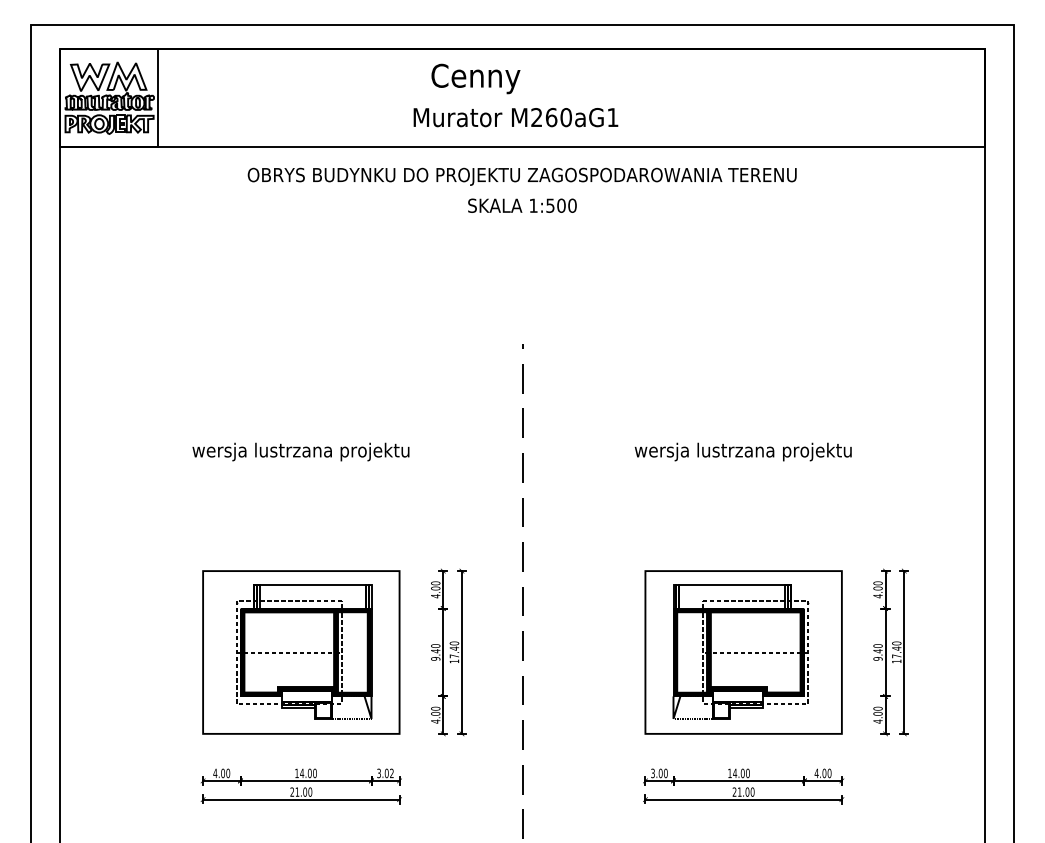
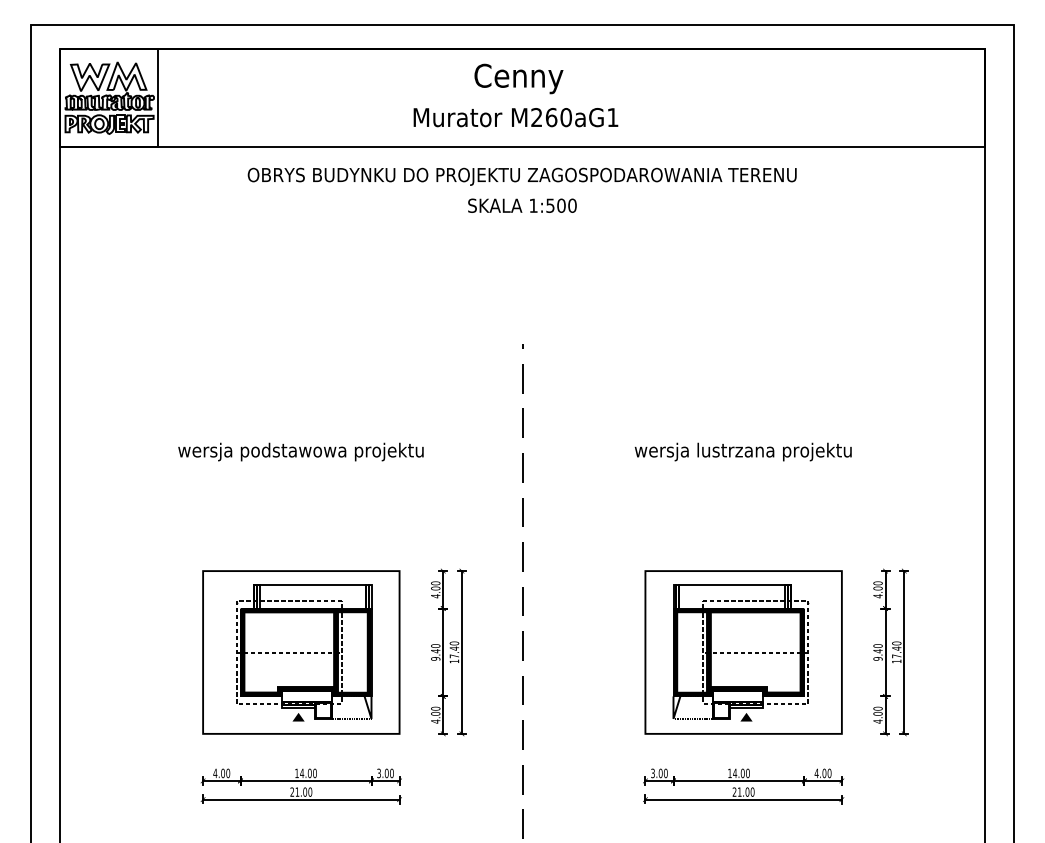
text position: (475, 78) -> (518, 78) (518, 78)
text: wersja lustrzana projektu -> wersja podstawowa projektu (300, 451)
fill: none -> present (298, 716)
fill: none -> present (746, 716)
text: 3.02 -> 3.00 (391, 773)
